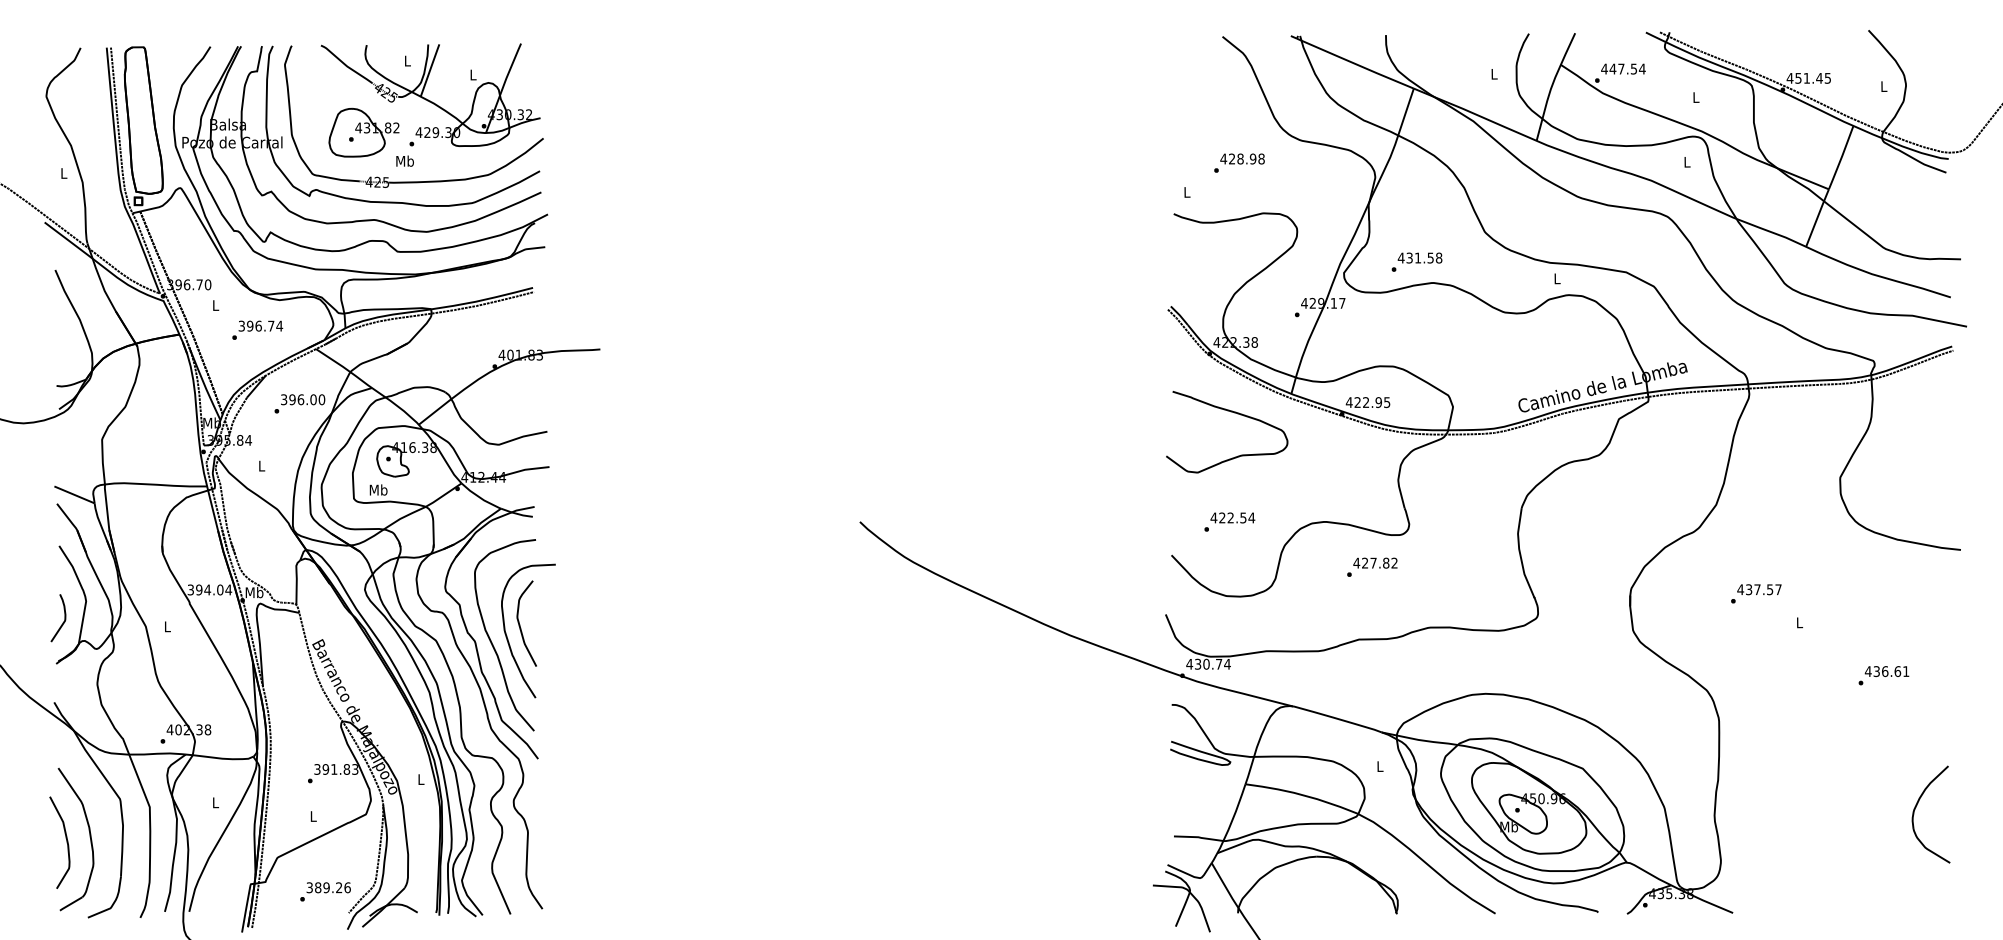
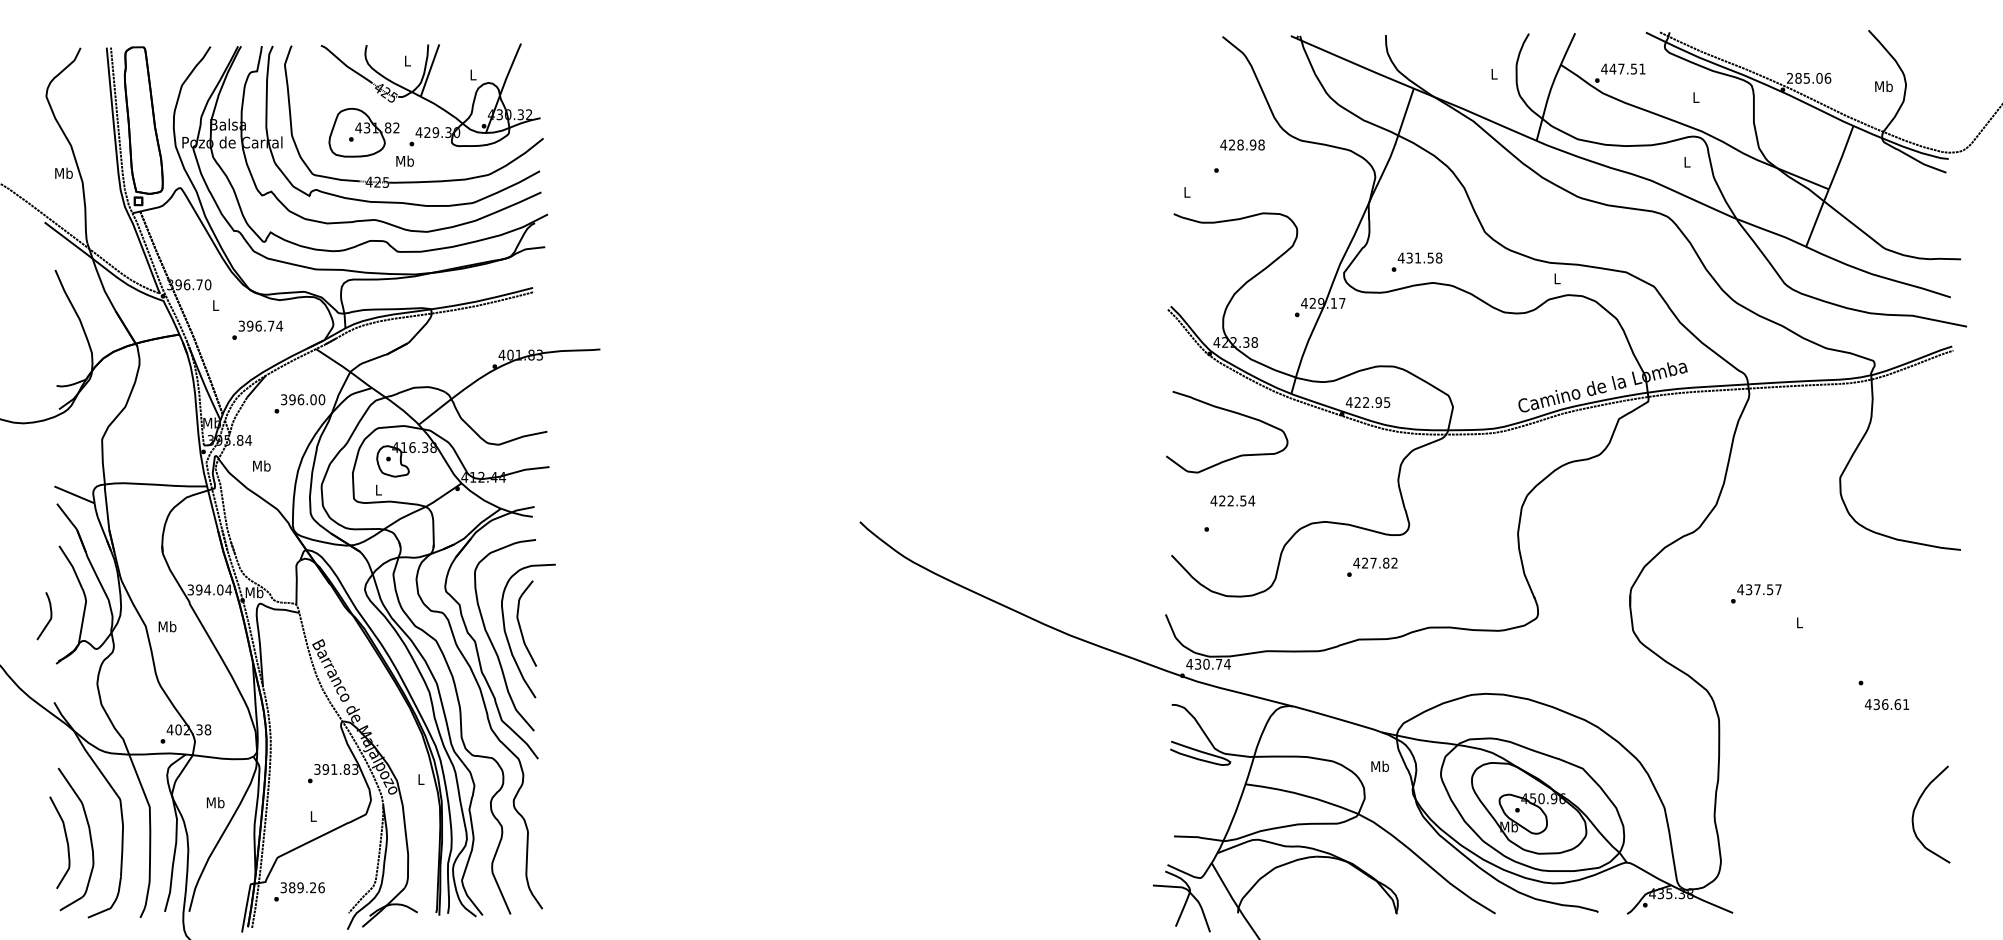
text: 447.54 -> 447.51 (1642, 68)
text: 451.45 -> 285.06 (1808, 77)
text: L -> Mb (1883, 85)
text position: (1242, 158) -> (1242, 144) (1242, 144)
text: L -> Mb (63, 172)
text: L -> Mb (261, 465)
text: Mb -> L (378, 489)
text position: (1232, 517) -> (1232, 500) (1232, 500)
curve position: (62, 622) -> (48, 620) (48, 620)
text: L -> Mb (167, 626)
text position: (1886, 671) -> (1886, 704) (1886, 704)
text: L -> Mb (1379, 765)
text: L -> Mb (215, 802)
text position: (325, 891) -> (299, 891) (299, 891)
